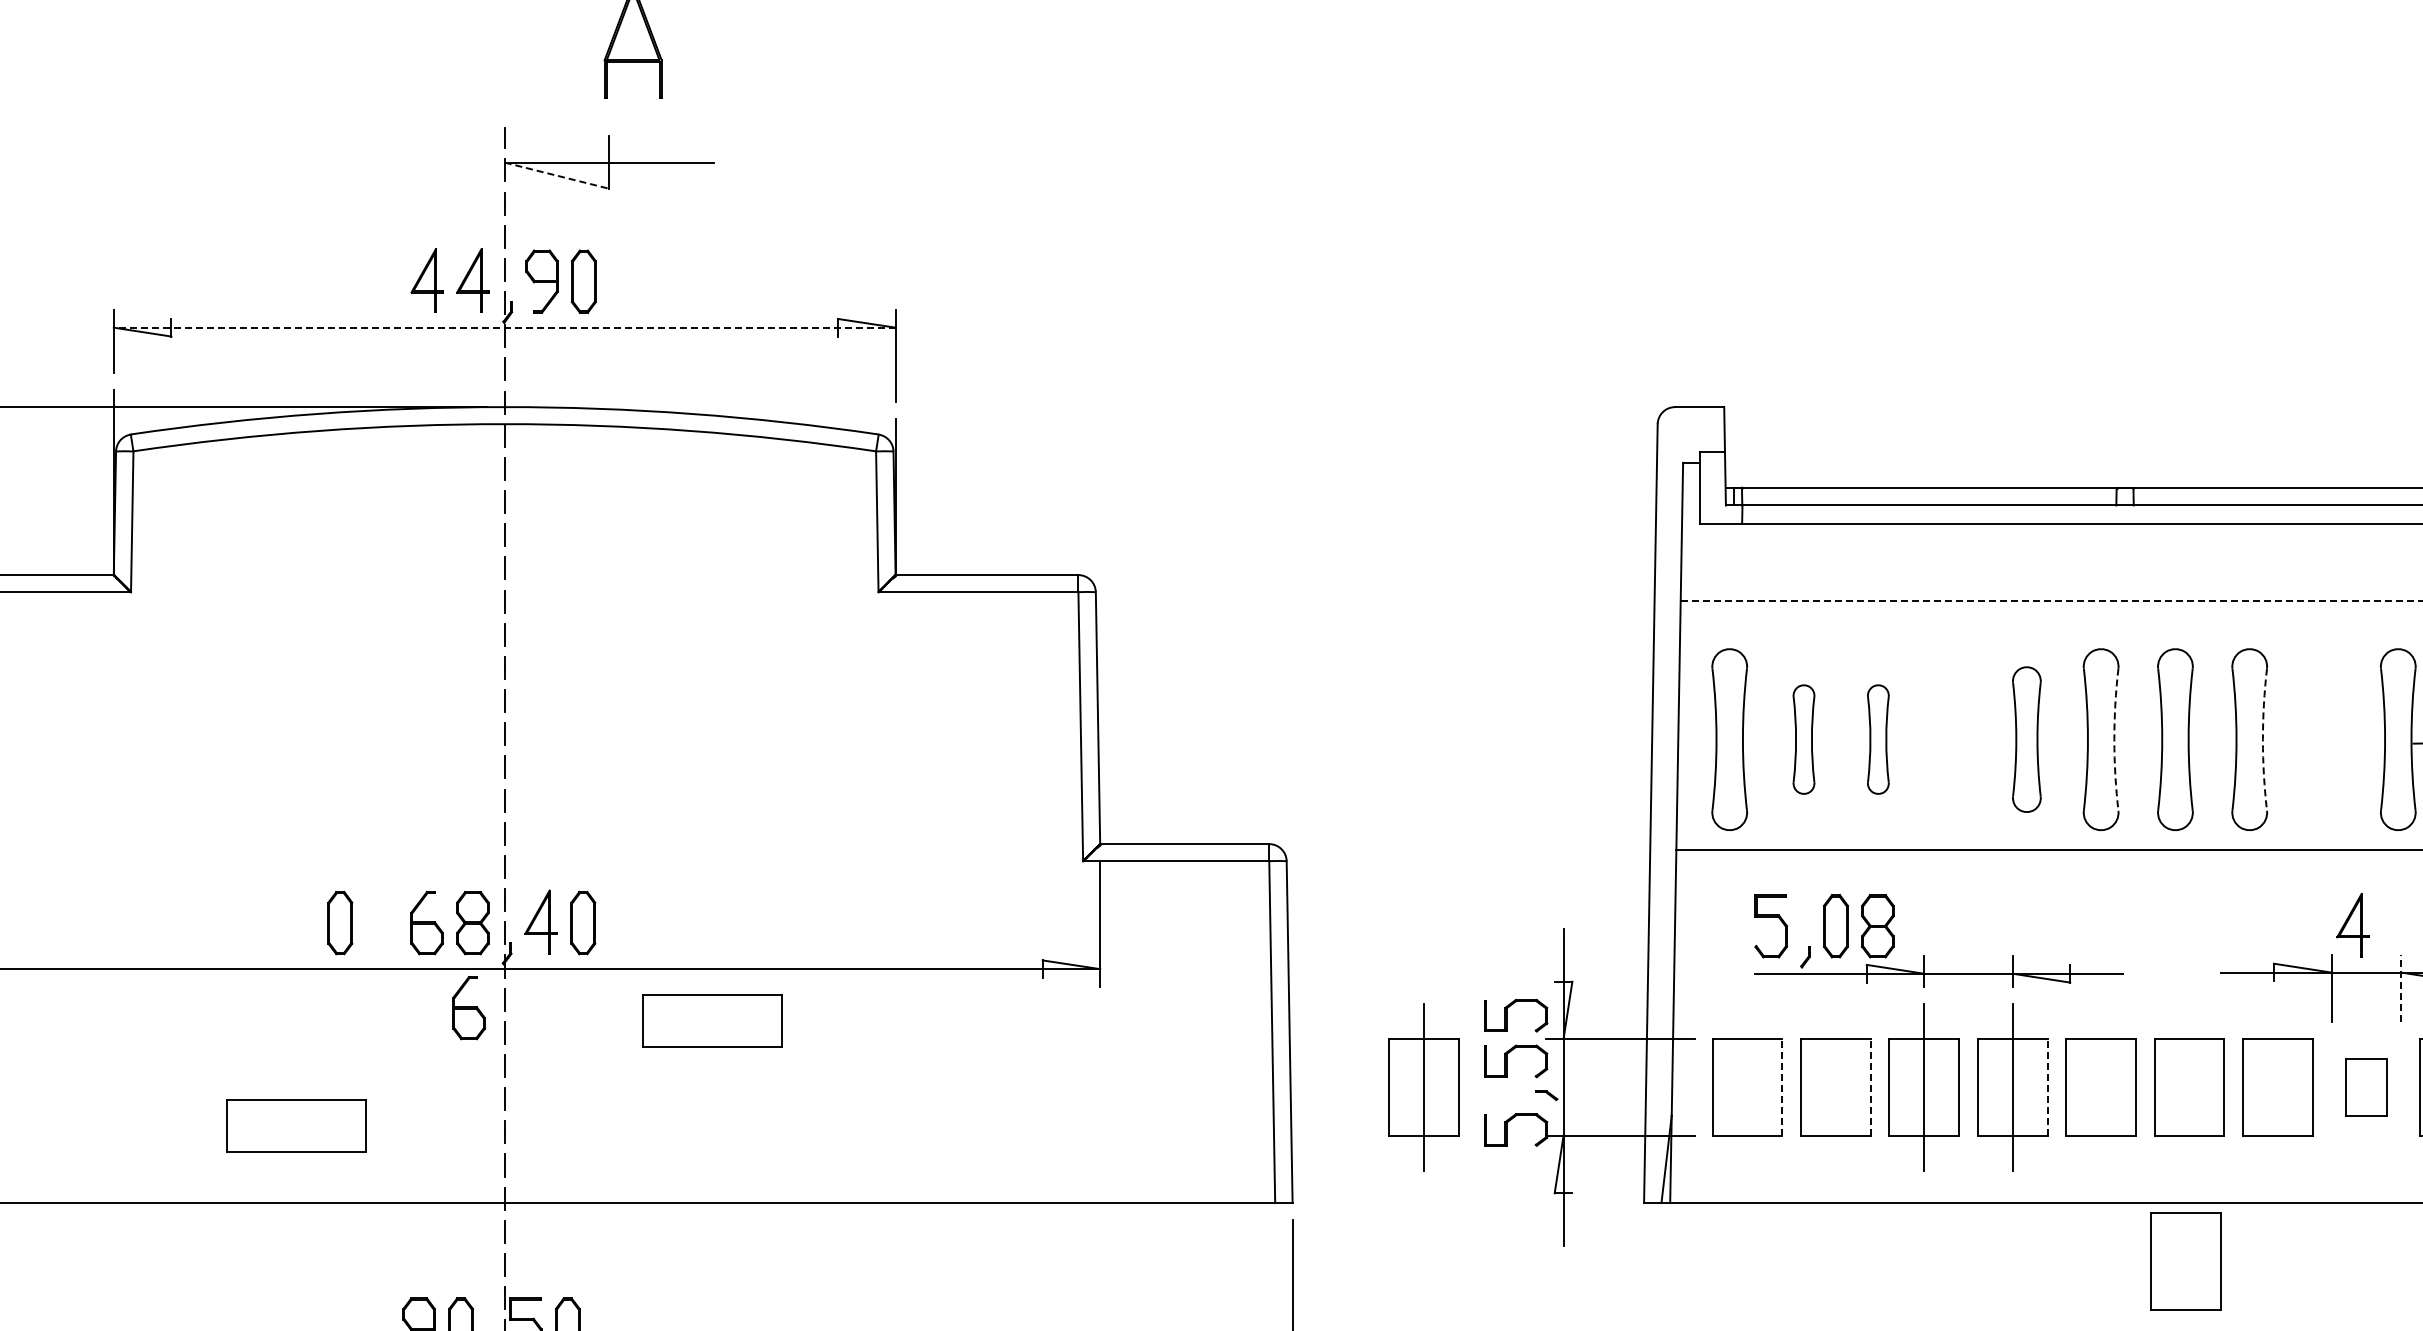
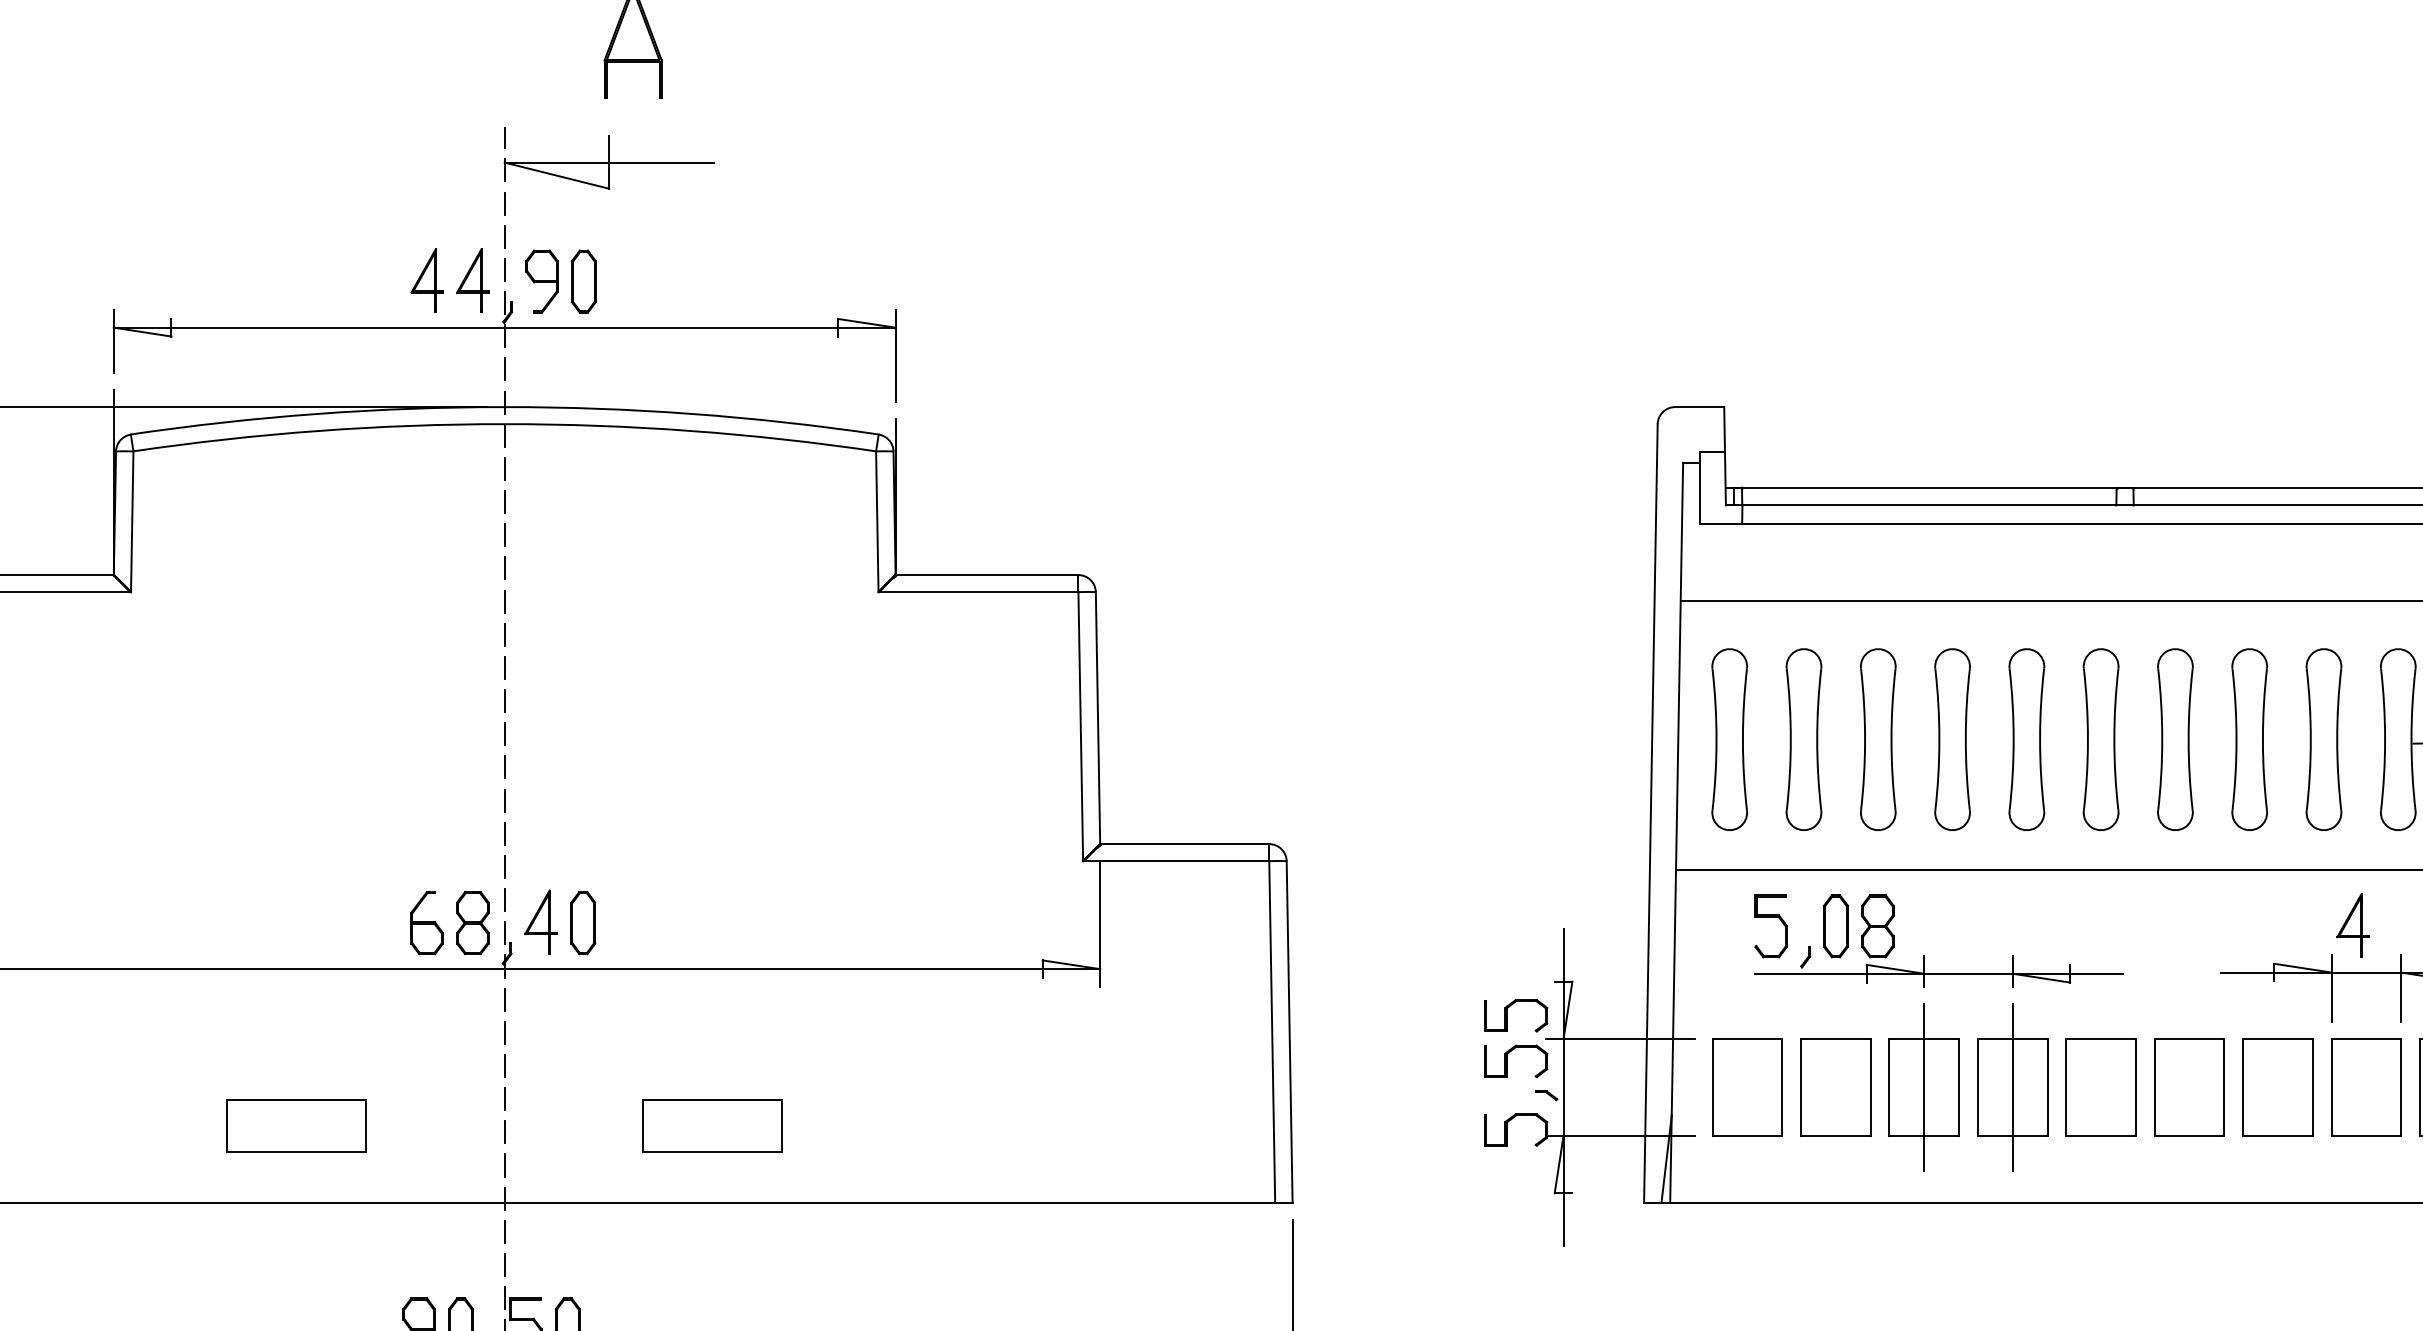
line: dashed -> solid (556, 175)
line: dashed -> solid (504, 327)
line: dashed -> solid (2051, 601)
part size: 24x111 px -> 38x183 px (1803, 739)
part size: 23x111 px -> 37x183 px (1878, 739)
part: none -> present (1952, 739)
part size: 30x147 px -> 38x183 px (2026, 739)
arc: dashed -> solid (2114, 739)
arc: dashed -> solid (2262, 739)
part: none -> present (2323, 739)
line position: (2047, 850) -> (2047, 870) (2047, 870)
part: present -> none (340, 923)
line: dashed -> solid (2401, 987)
part: present -> none (468, 1008)
part position: (712, 1020) -> (712, 1125) (712, 1125)
part: present -> none (1423, 1087)
line: dashed -> solid (1782, 1087)
line: dashed -> solid (1870, 1087)
line: dashed -> solid (2047, 1087)
part size: 43x59 px -> 71x99 px (2366, 1087)
part: present -> none (2185, 1261)
